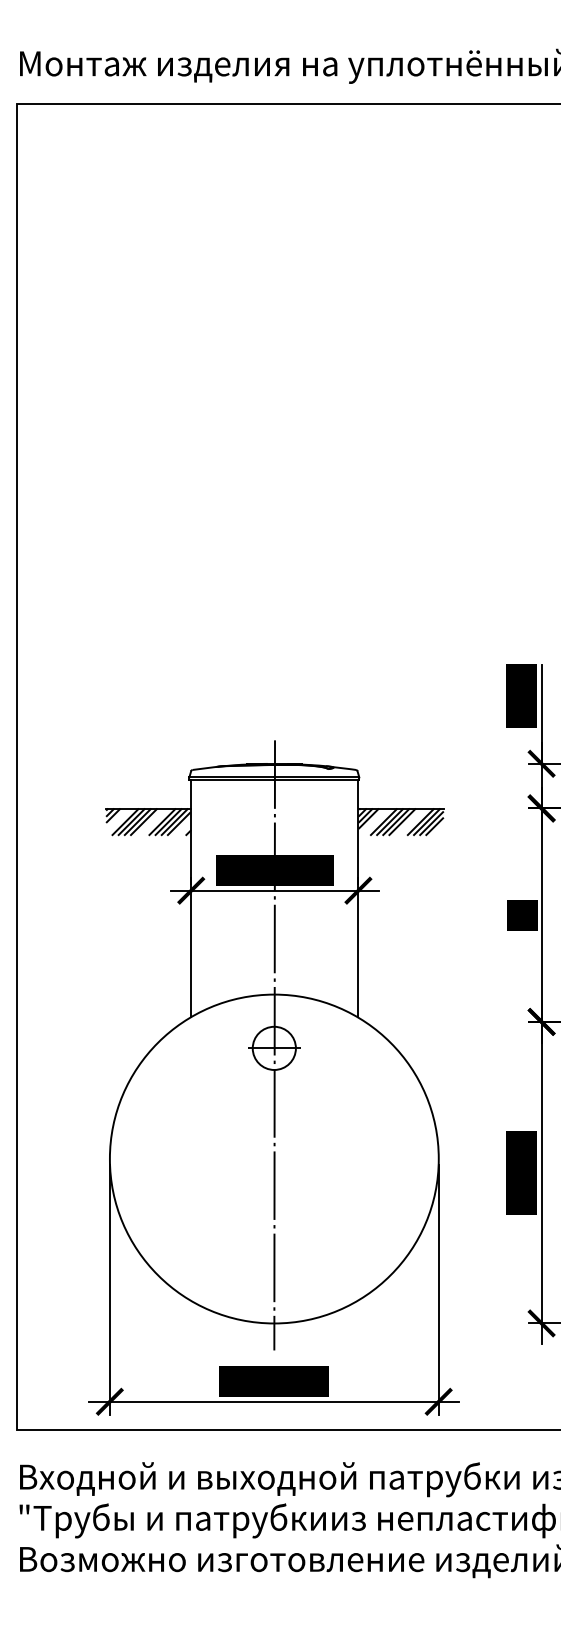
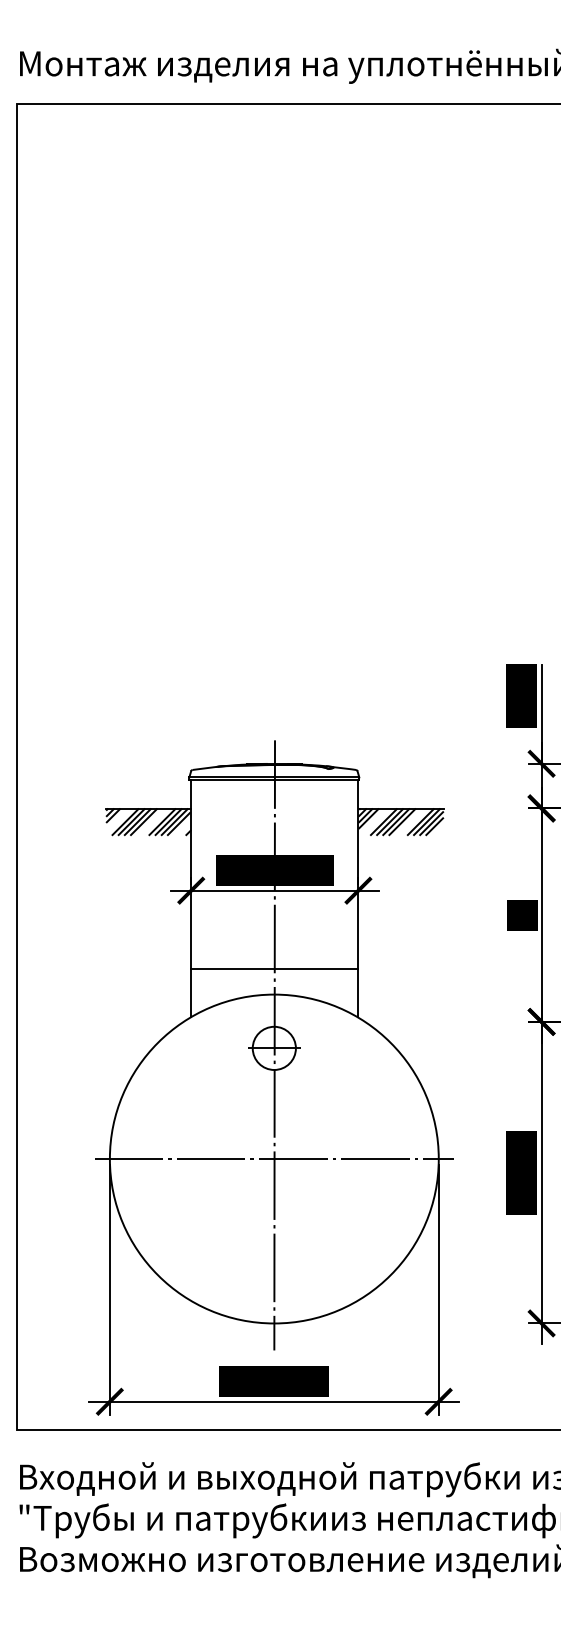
line: none -> present (273, 969)
line: none -> present (274, 1159)
